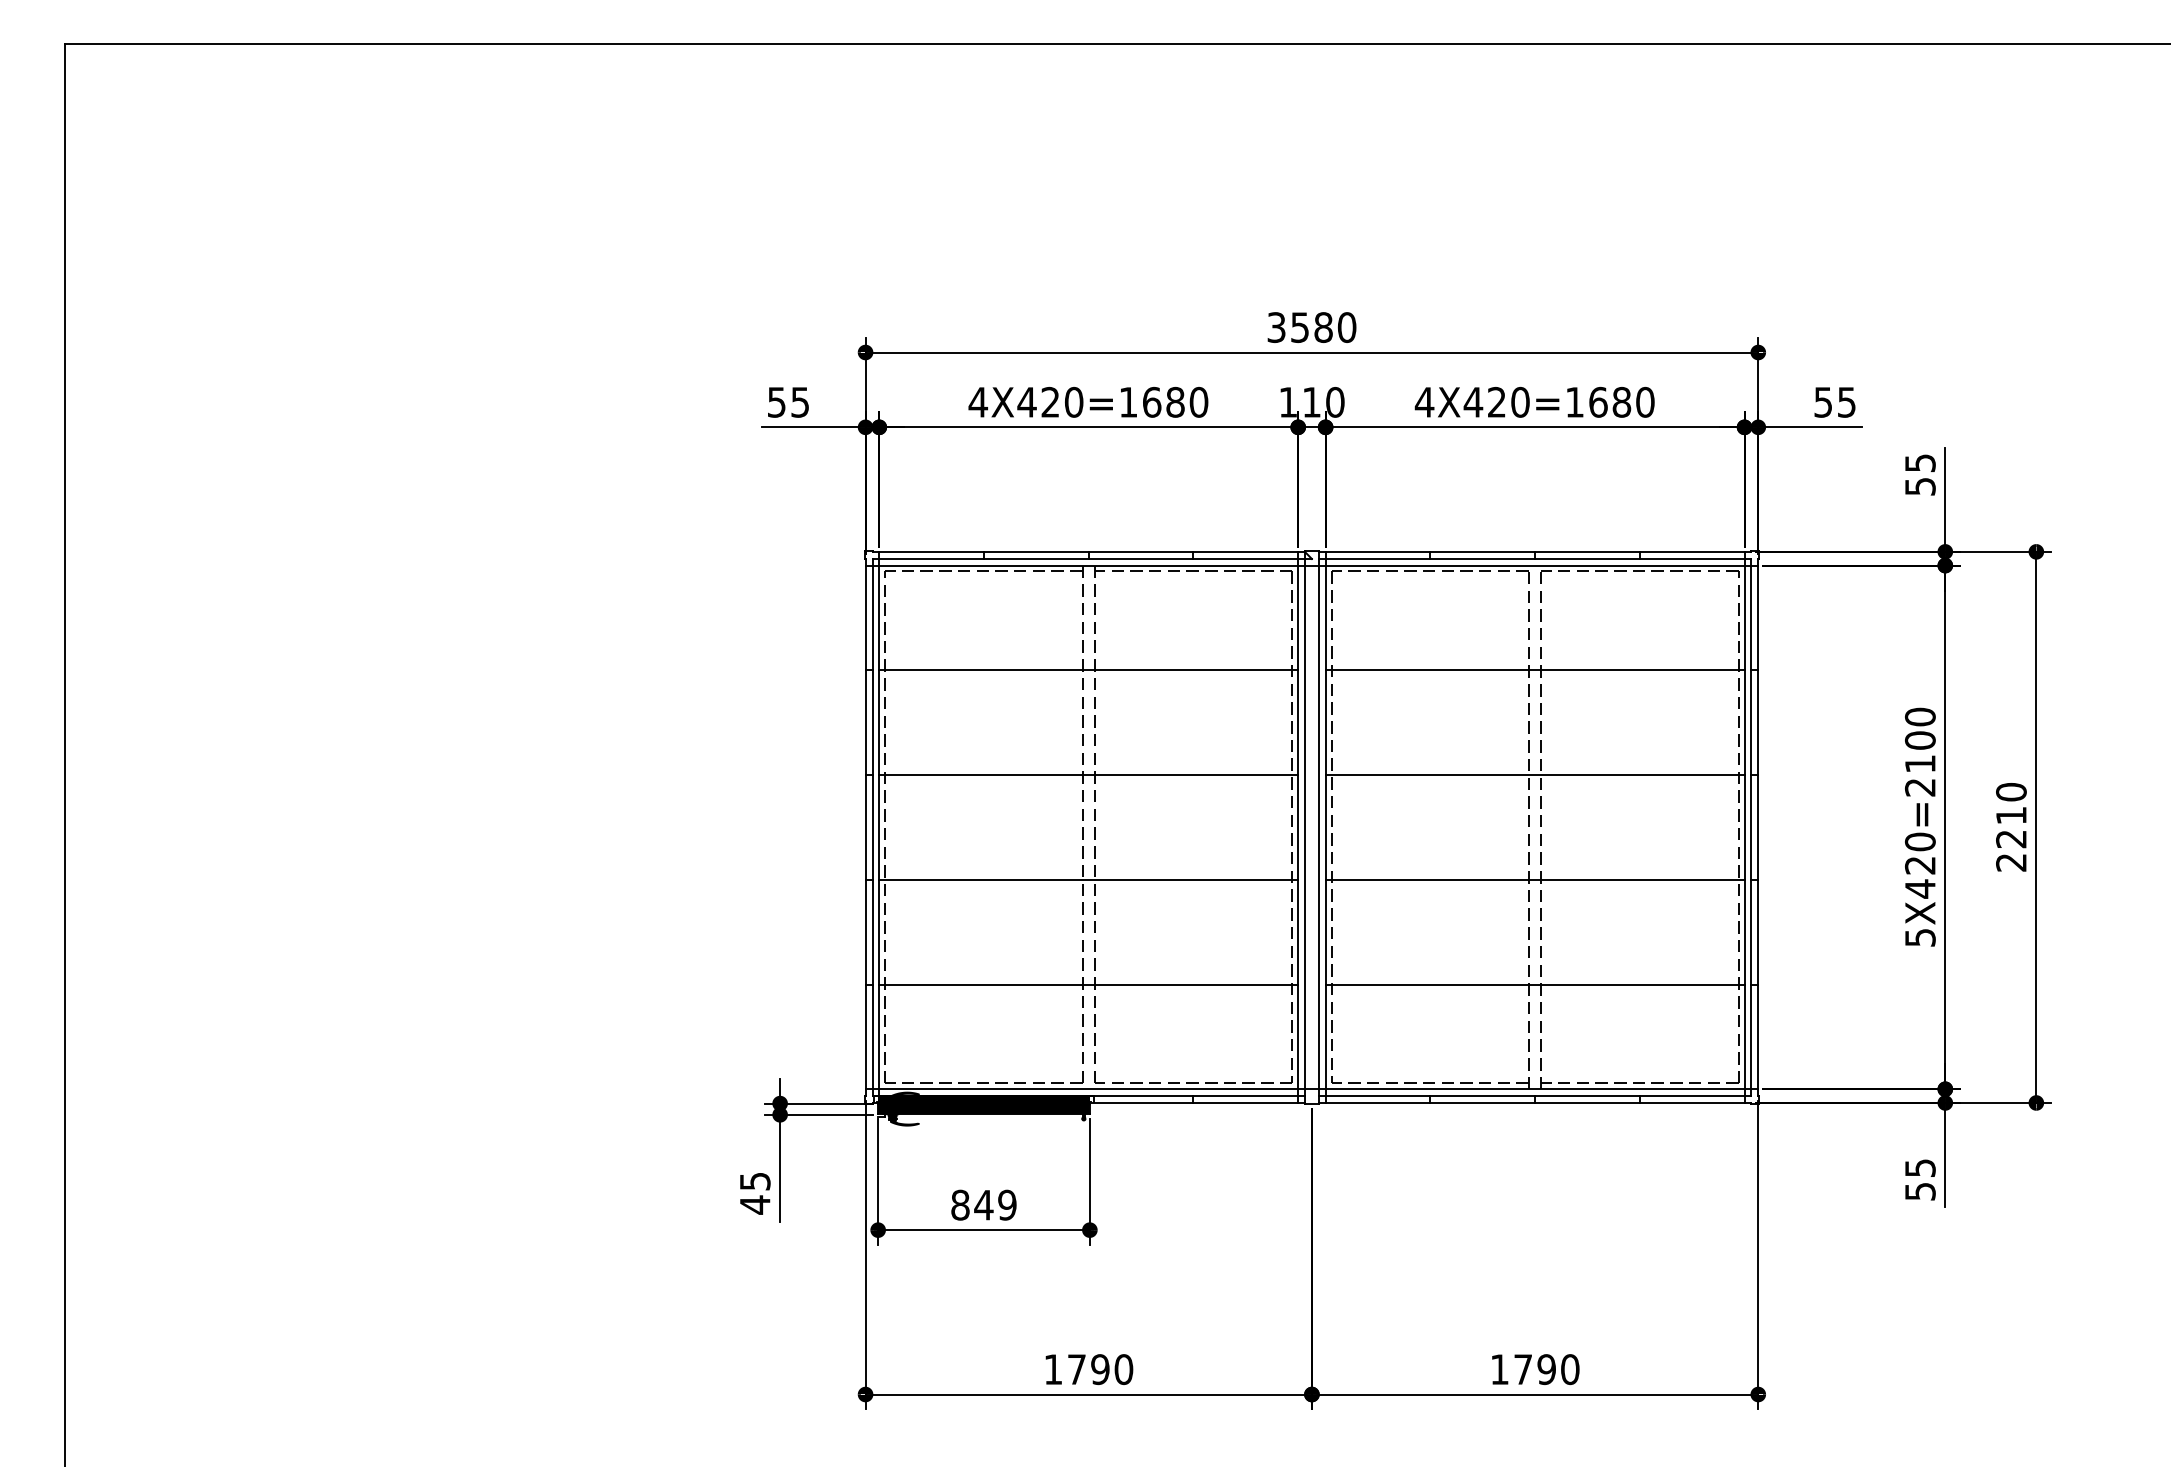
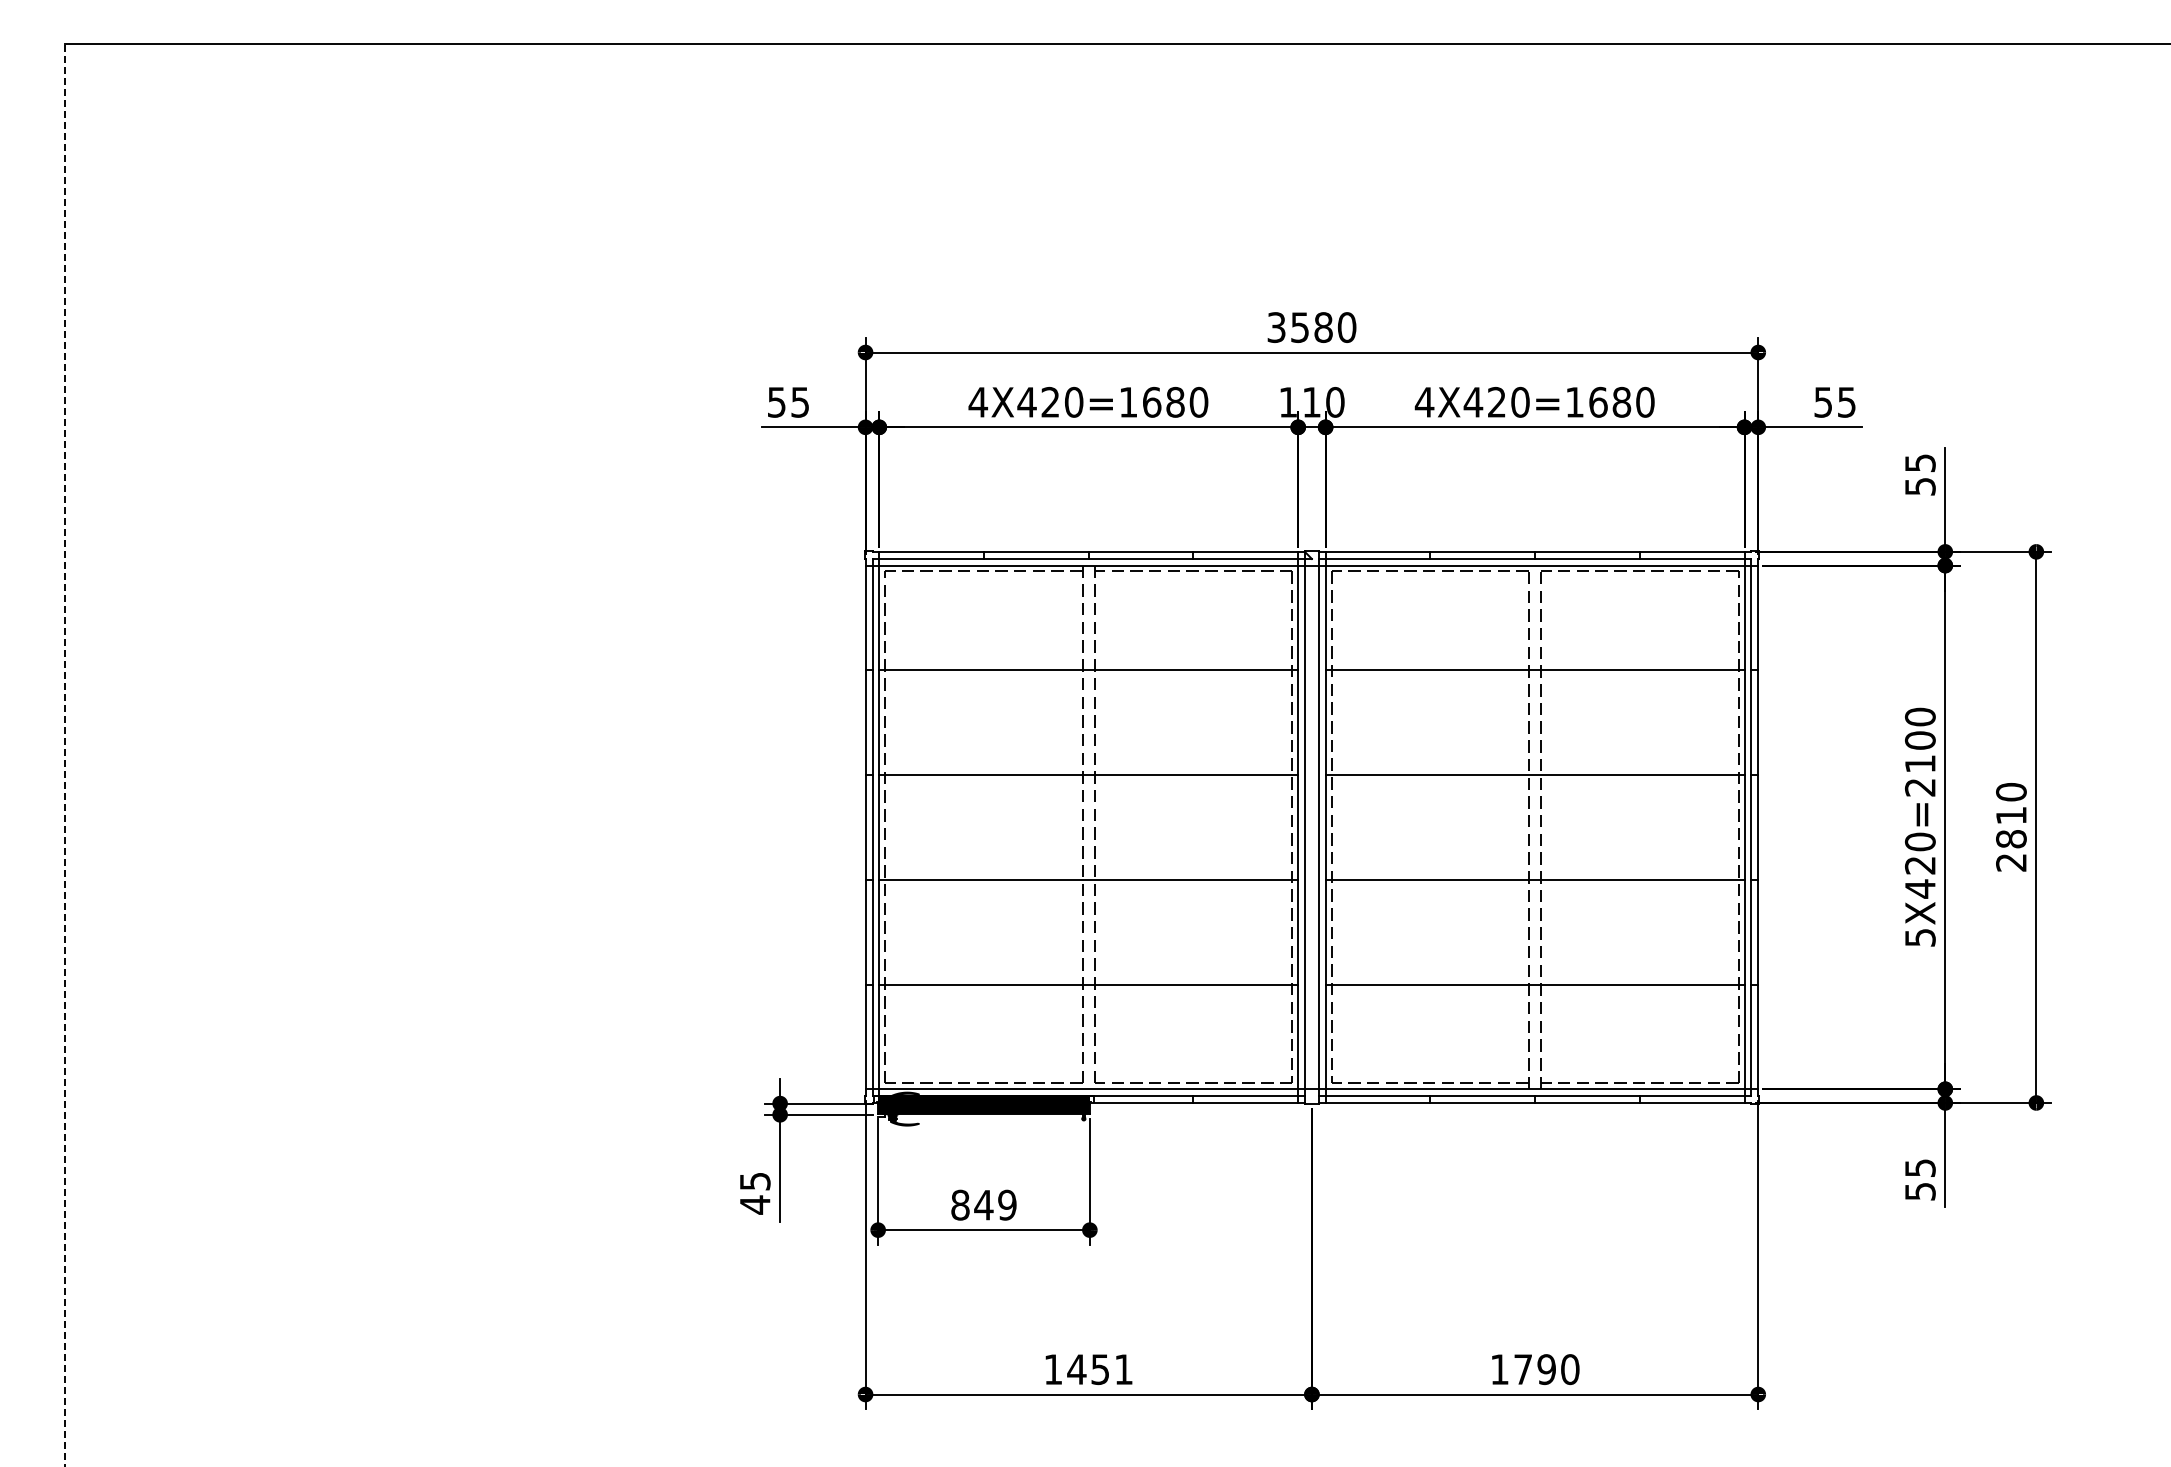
line: solid -> dashed (65, 754)
text: 2210 -> 2810 (2011, 839)
text: 1790 -> 1451 (1100, 1369)
